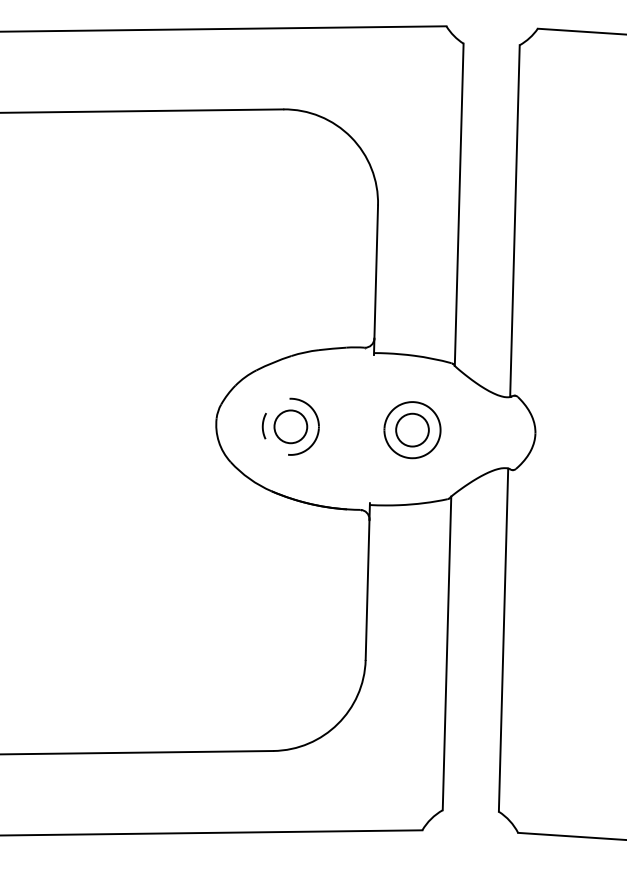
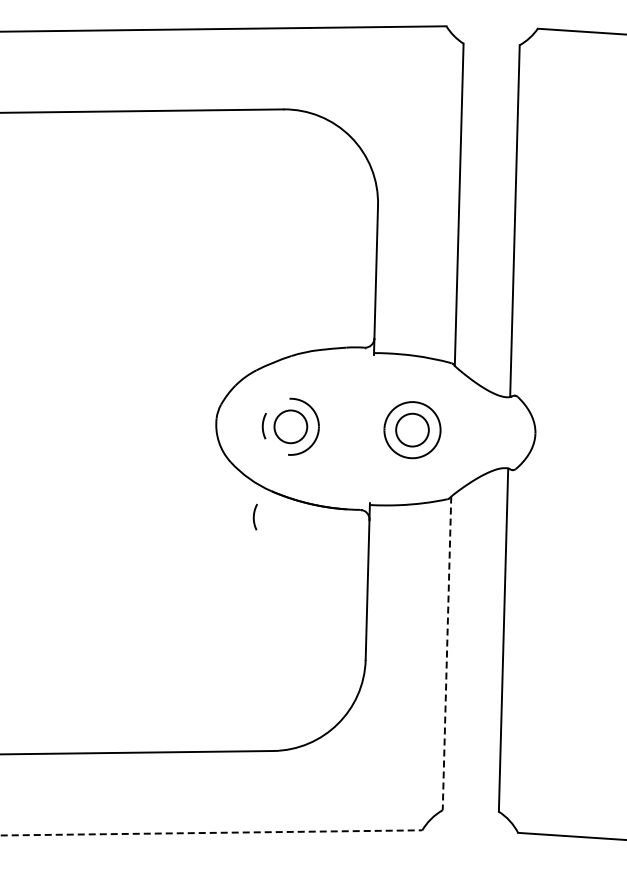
curve: none -> present (254, 516)
line: solid -> dashed (447, 653)
line: solid -> dashed (211, 832)
